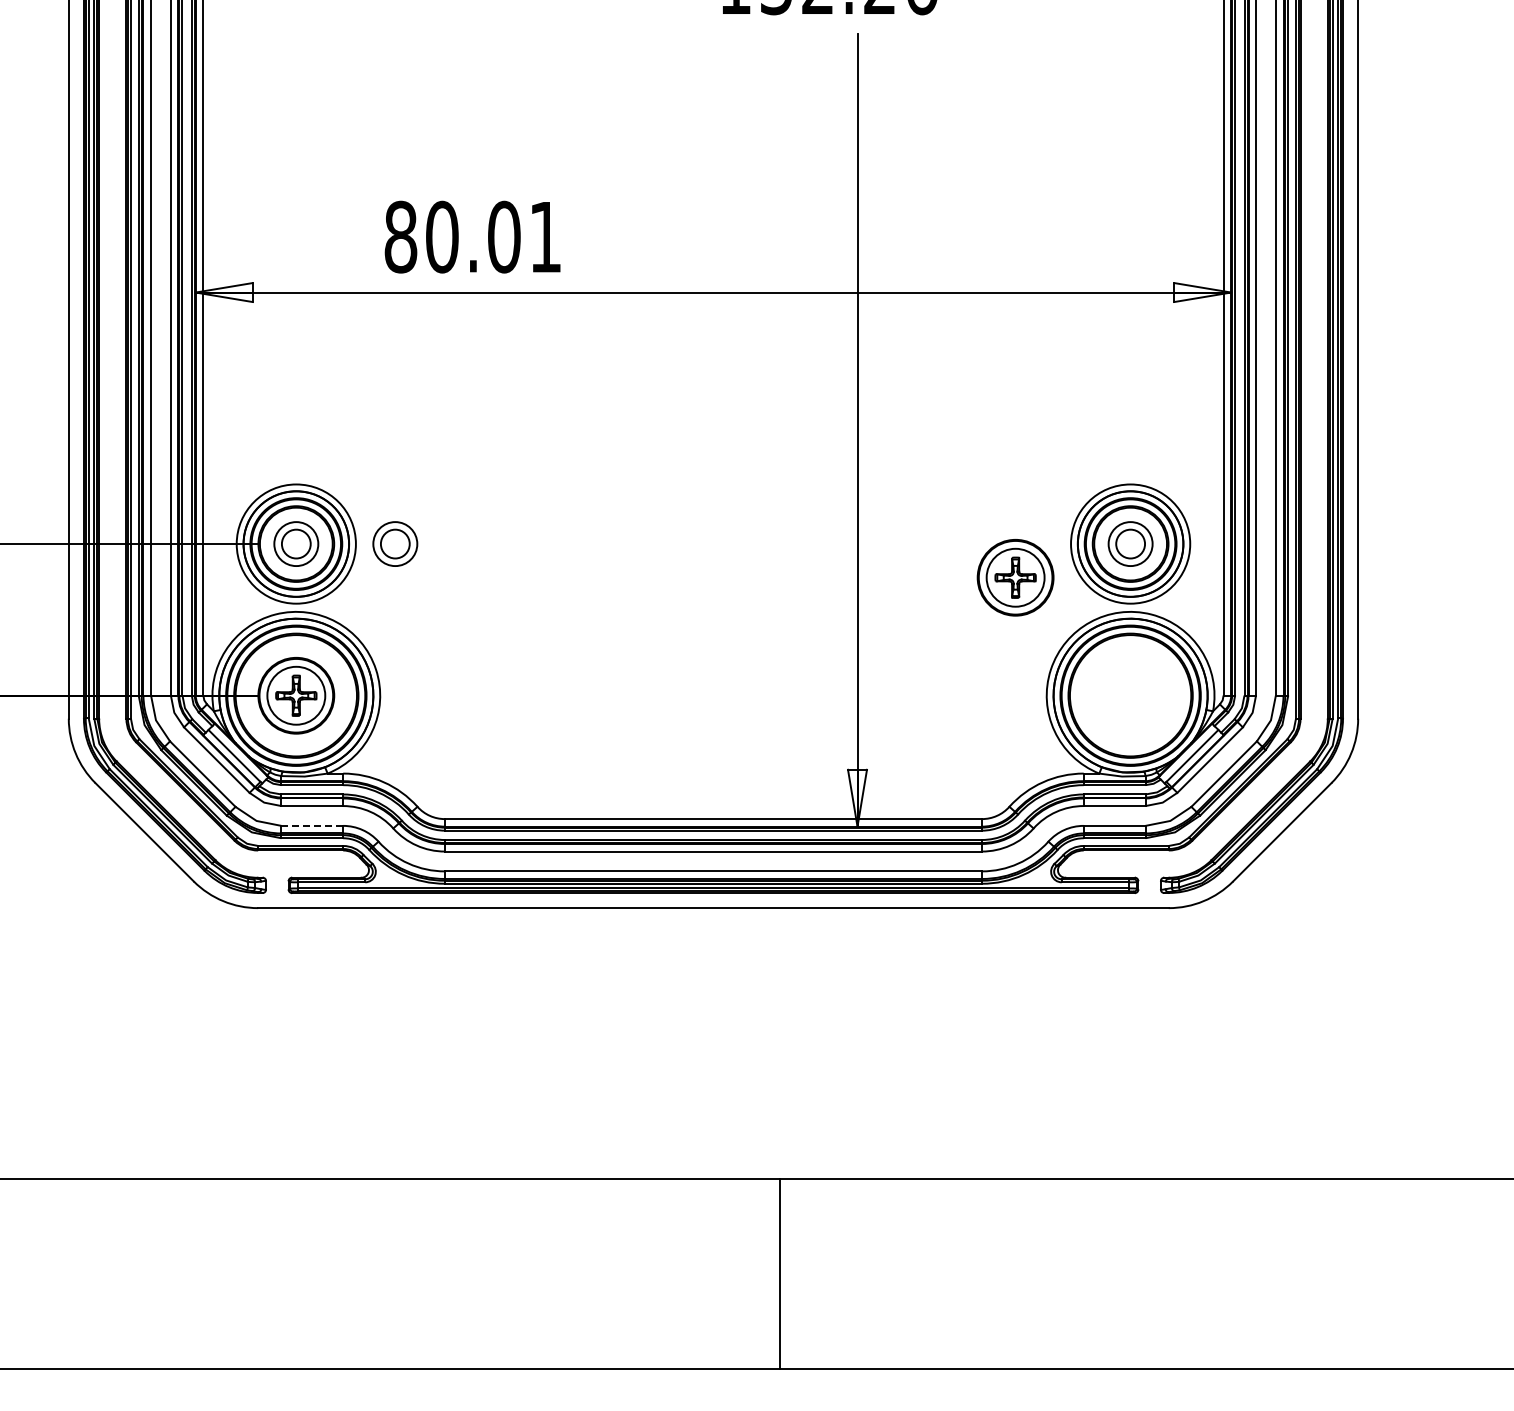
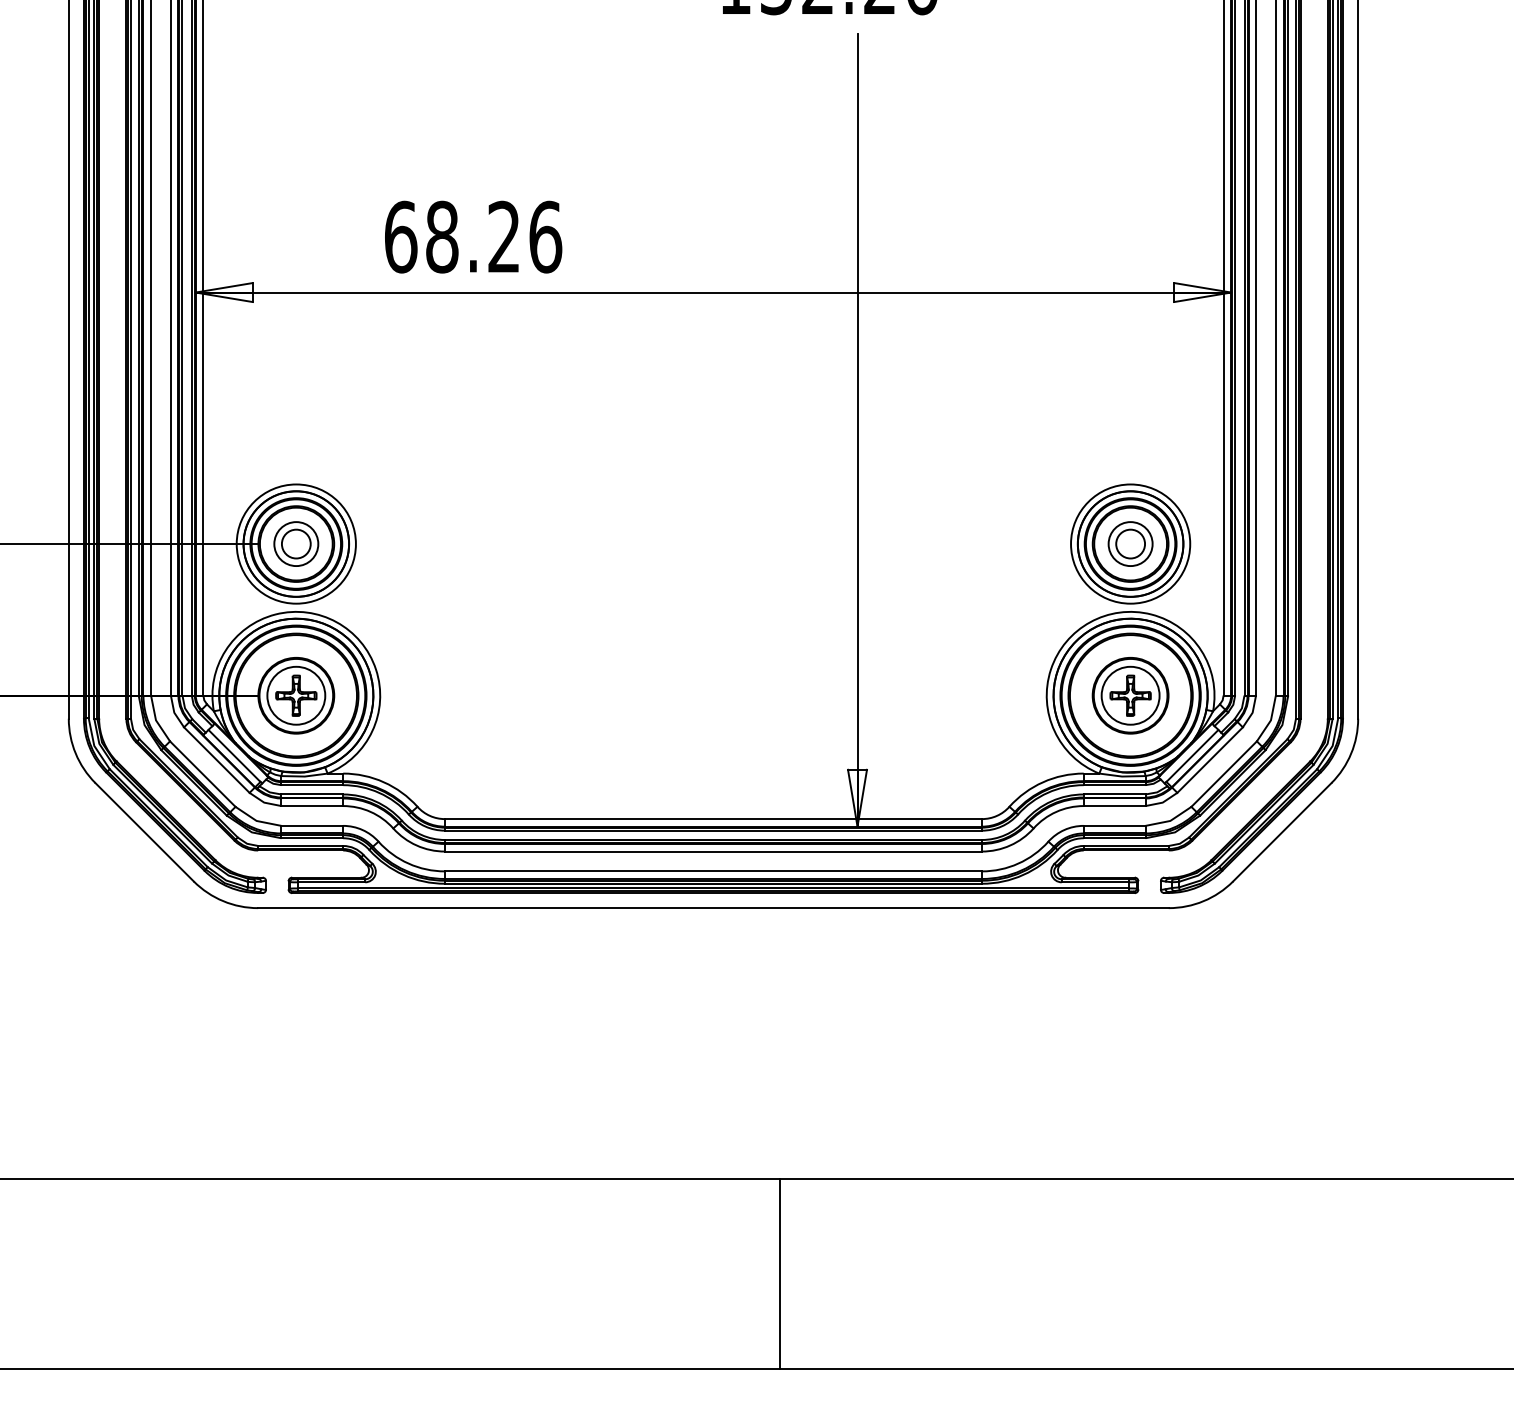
text: 80.01 -> 68.26 (473, 236)
part: present -> none (395, 543)
part position: (1015, 577) -> (1130, 695) (1130, 695)
line: dashed -> solid (312, 825)
